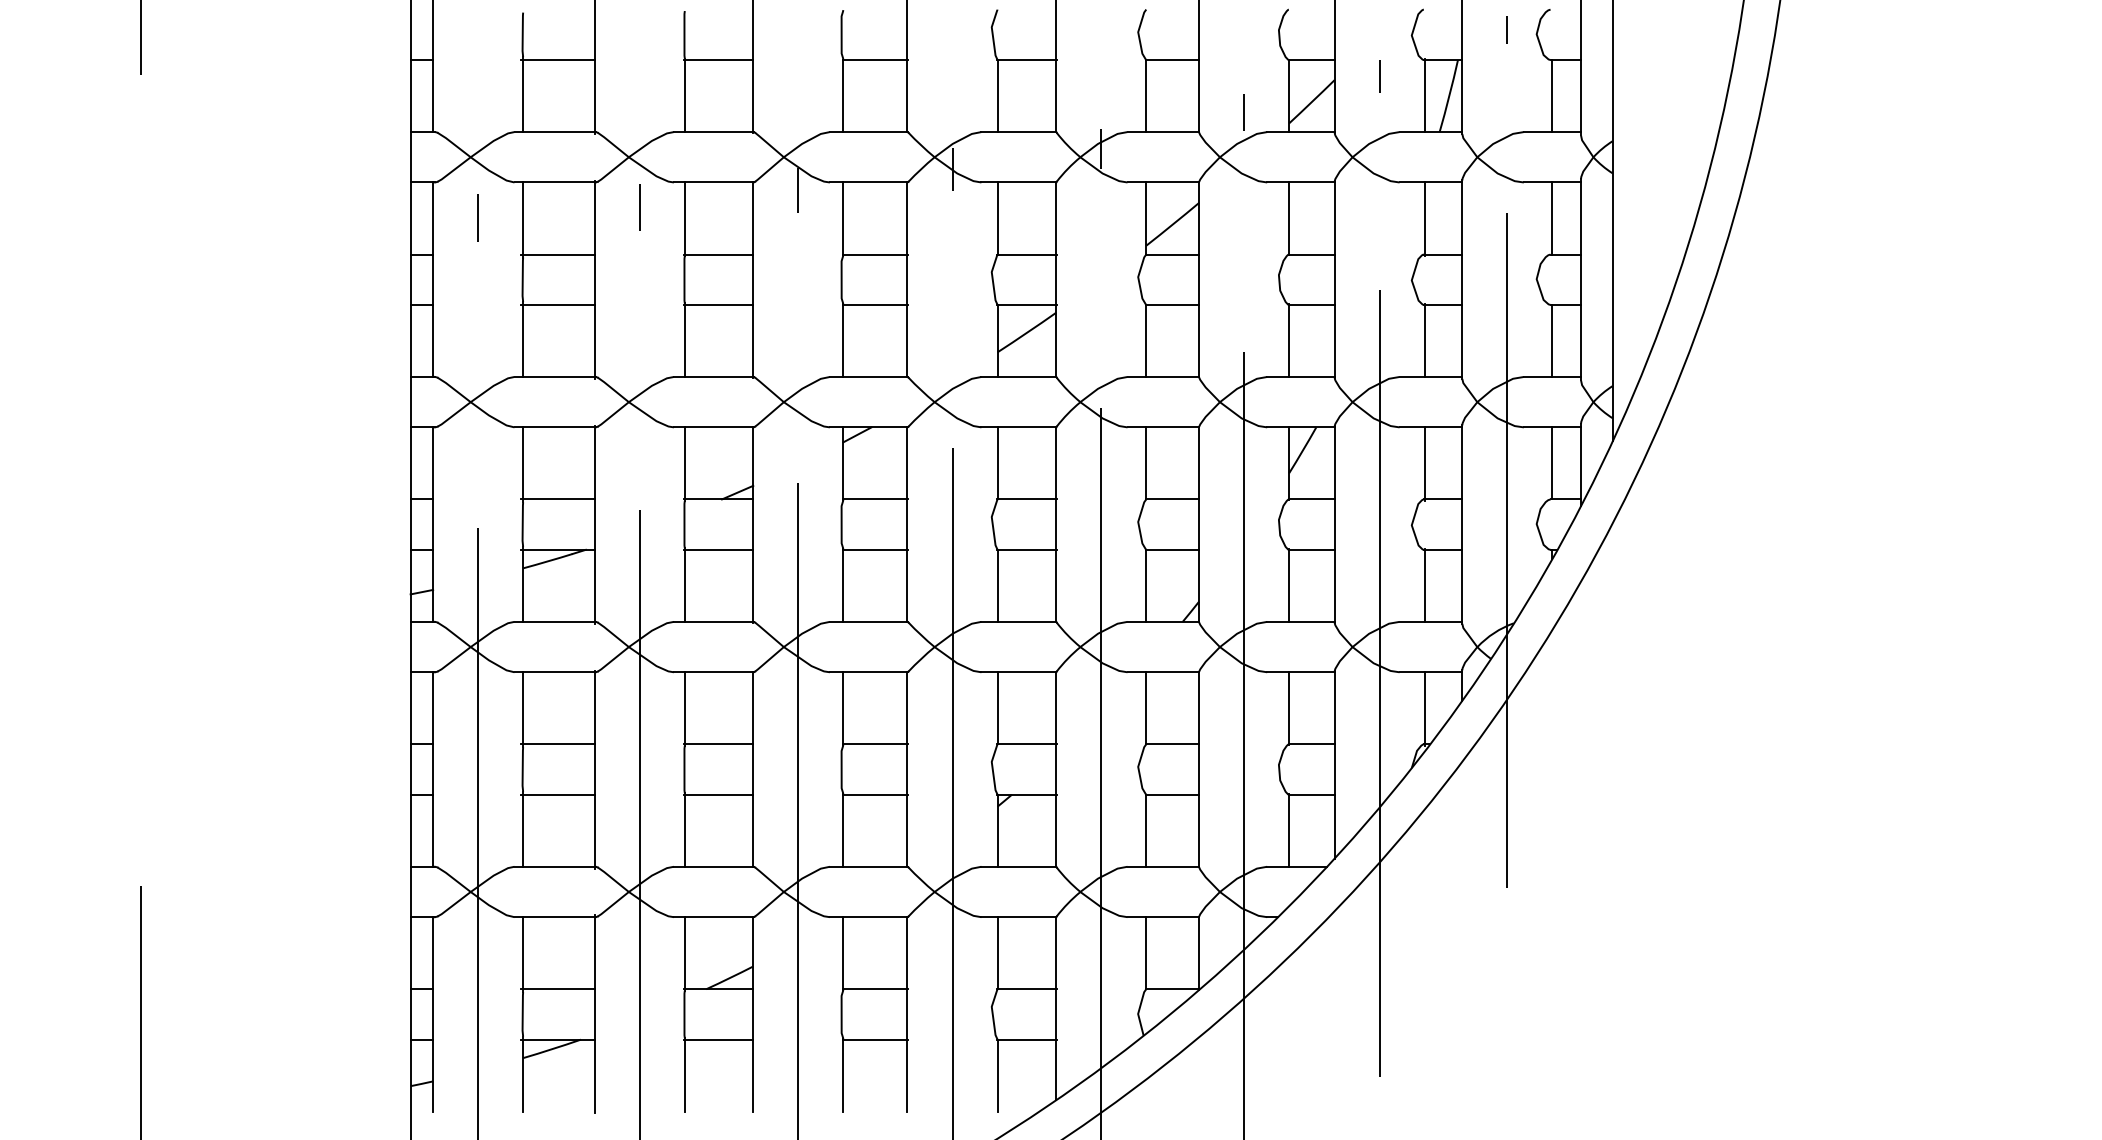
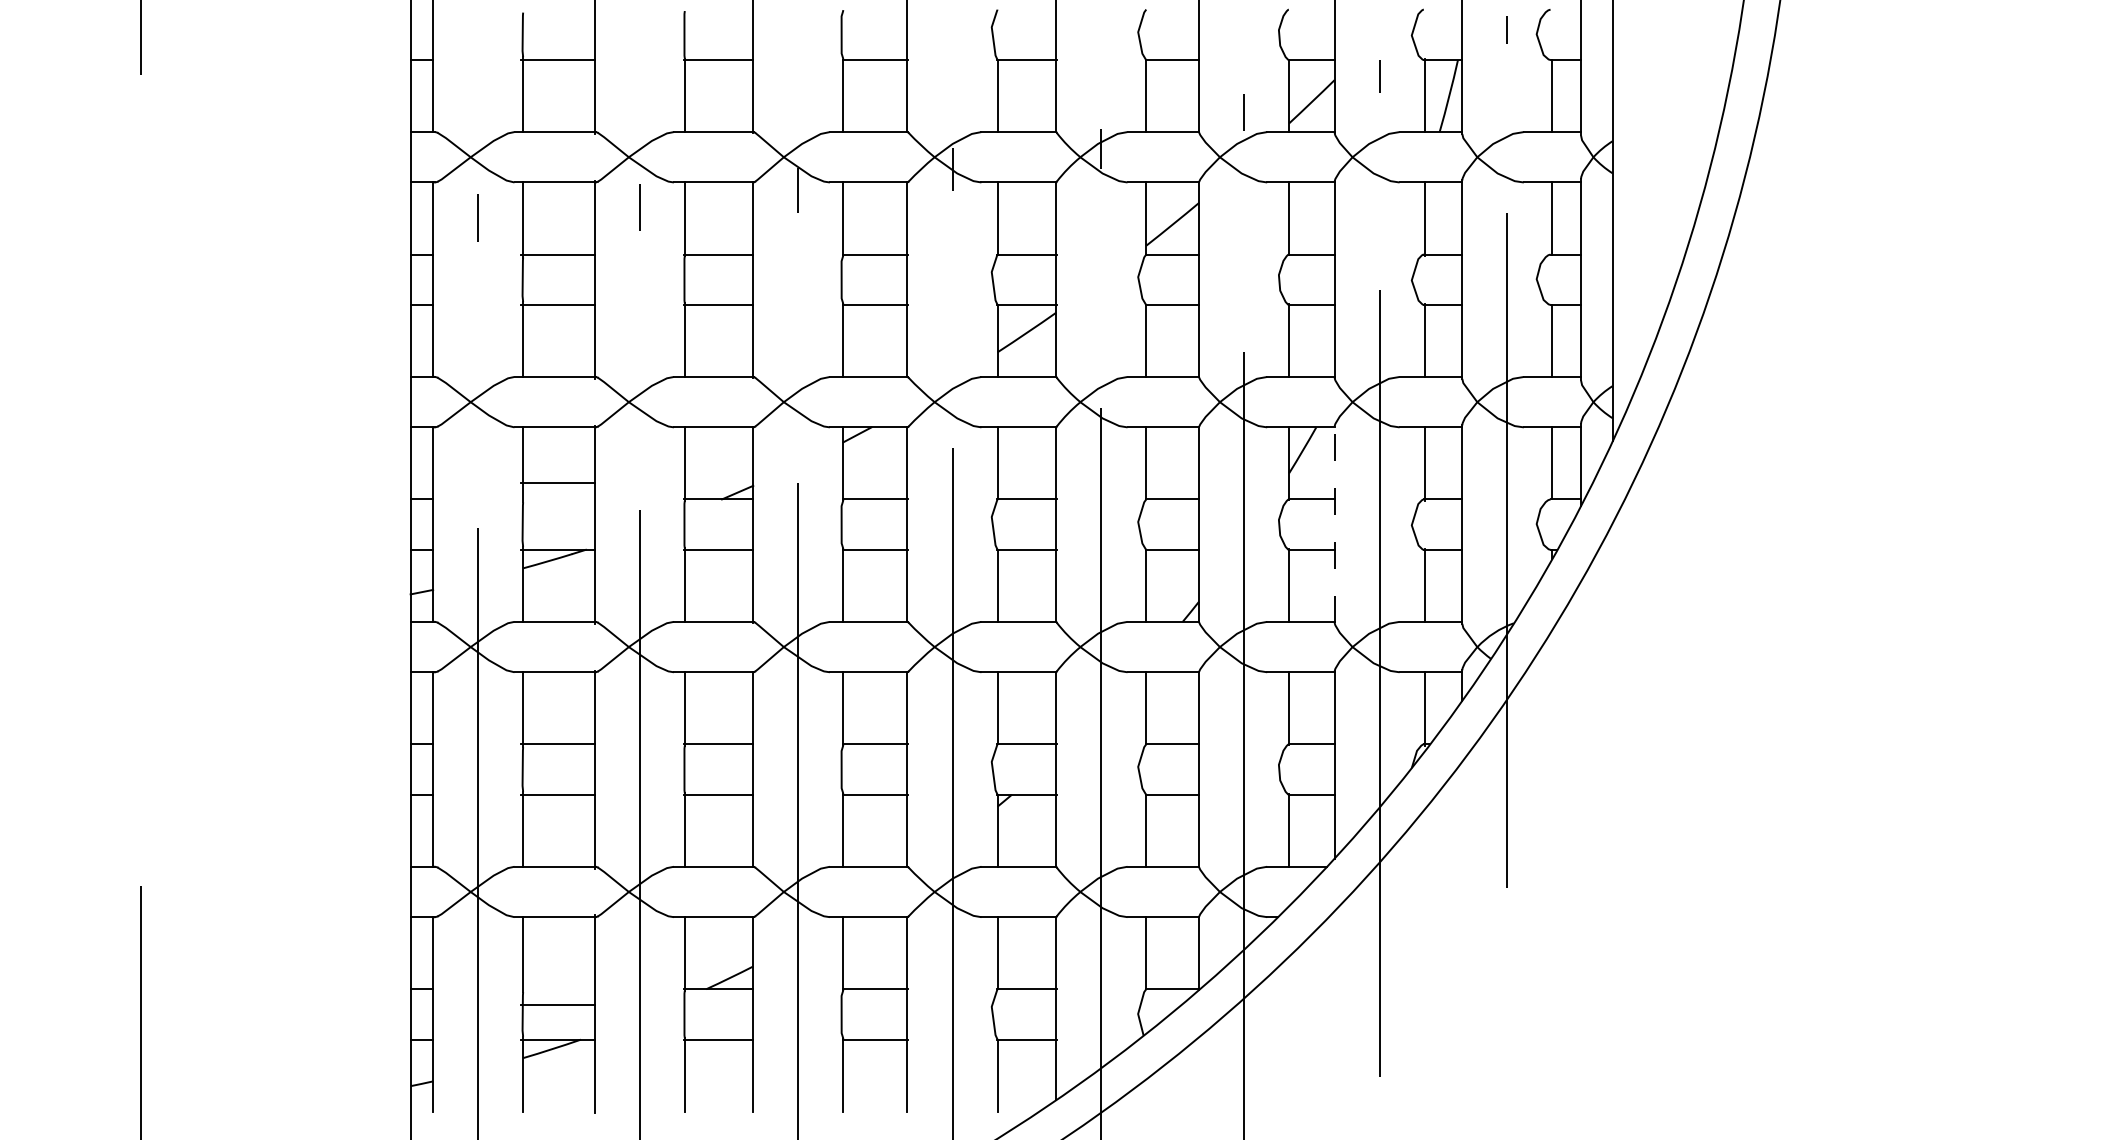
line position: (557, 499) -> (557, 483) (557, 483)
line: solid -> dashed (1334, 524)
line position: (557, 989) -> (557, 1005) (557, 1005)
